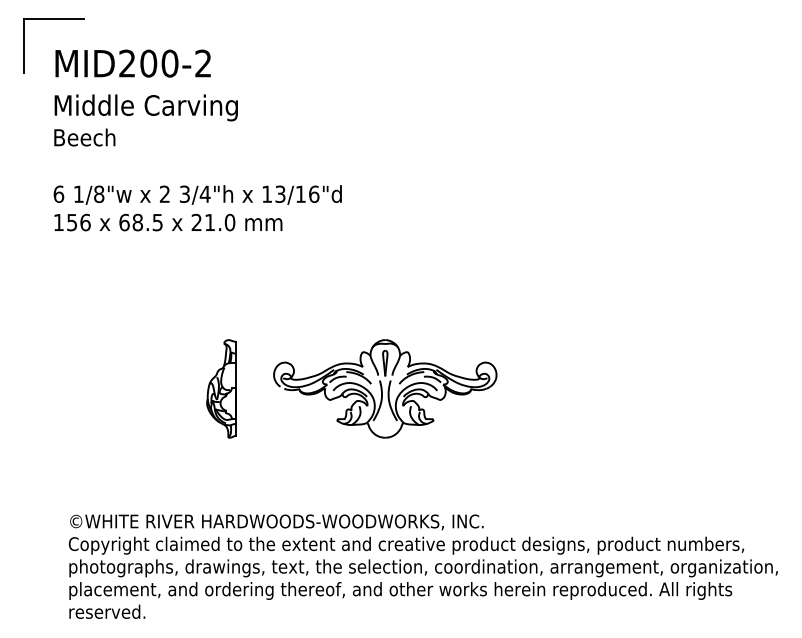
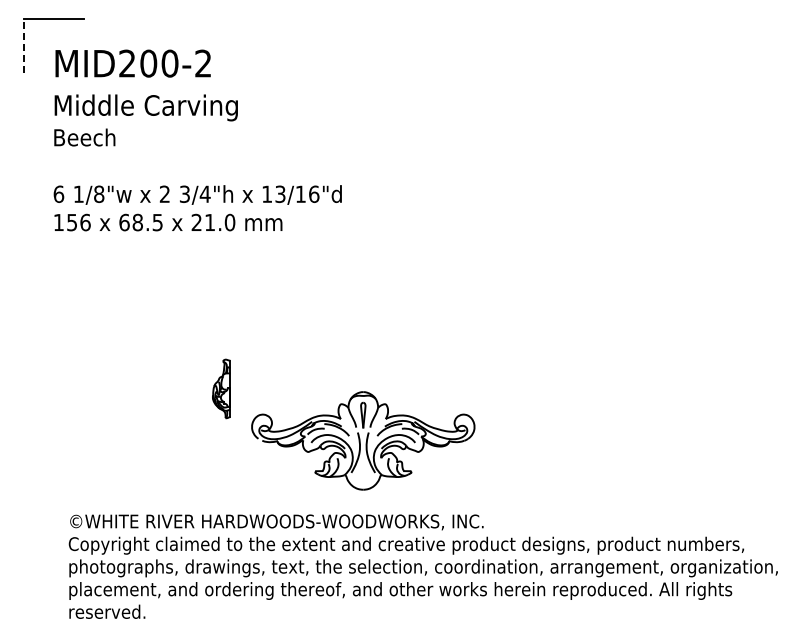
line: solid -> dashed (24, 45)
part size: 31x100 px -> 19x62 px (221, 388)
part position: (385, 388) -> (363, 440) (363, 440)
